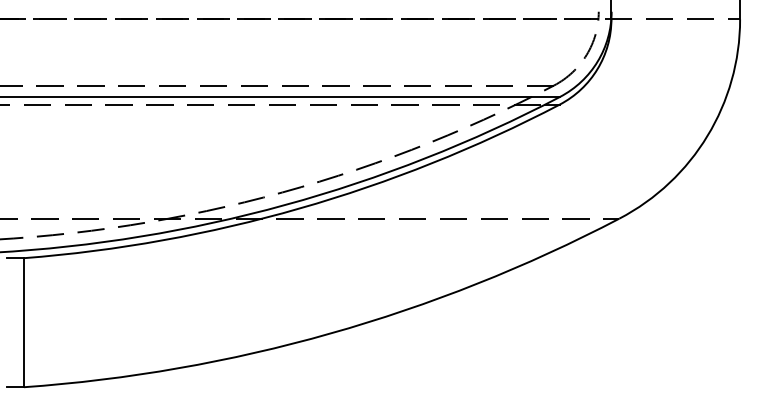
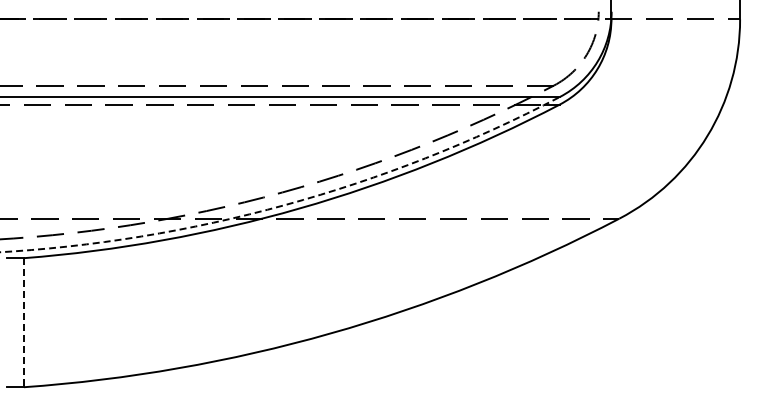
arc: solid -> dashed (288, 204)
line: solid -> dashed (23, 322)
